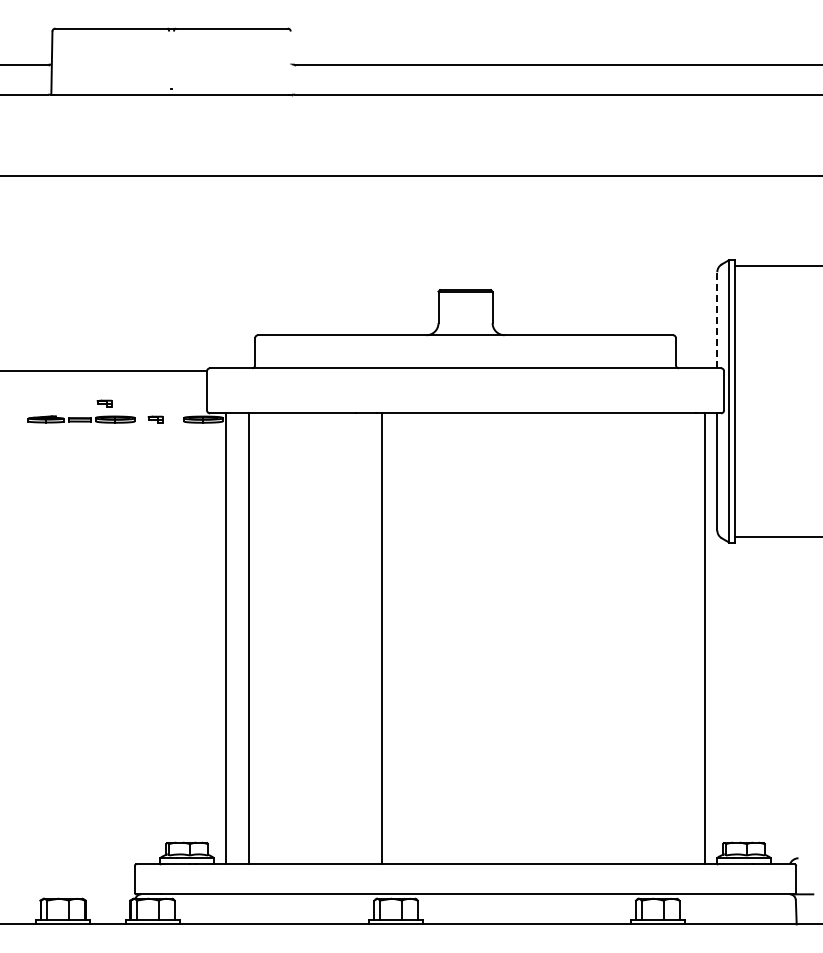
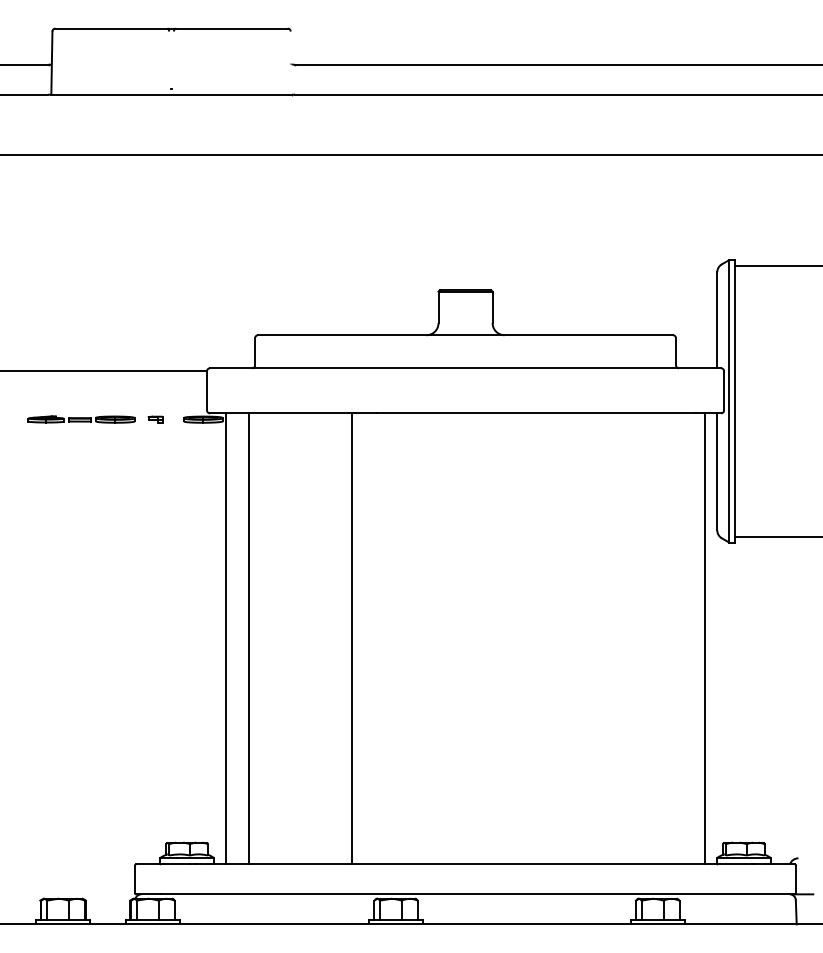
line position: (410, 175) -> (410, 154) (410, 154)
line: dashed -> solid (717, 319)
part: present -> none (104, 403)
line position: (382, 638) -> (352, 638) (352, 638)
